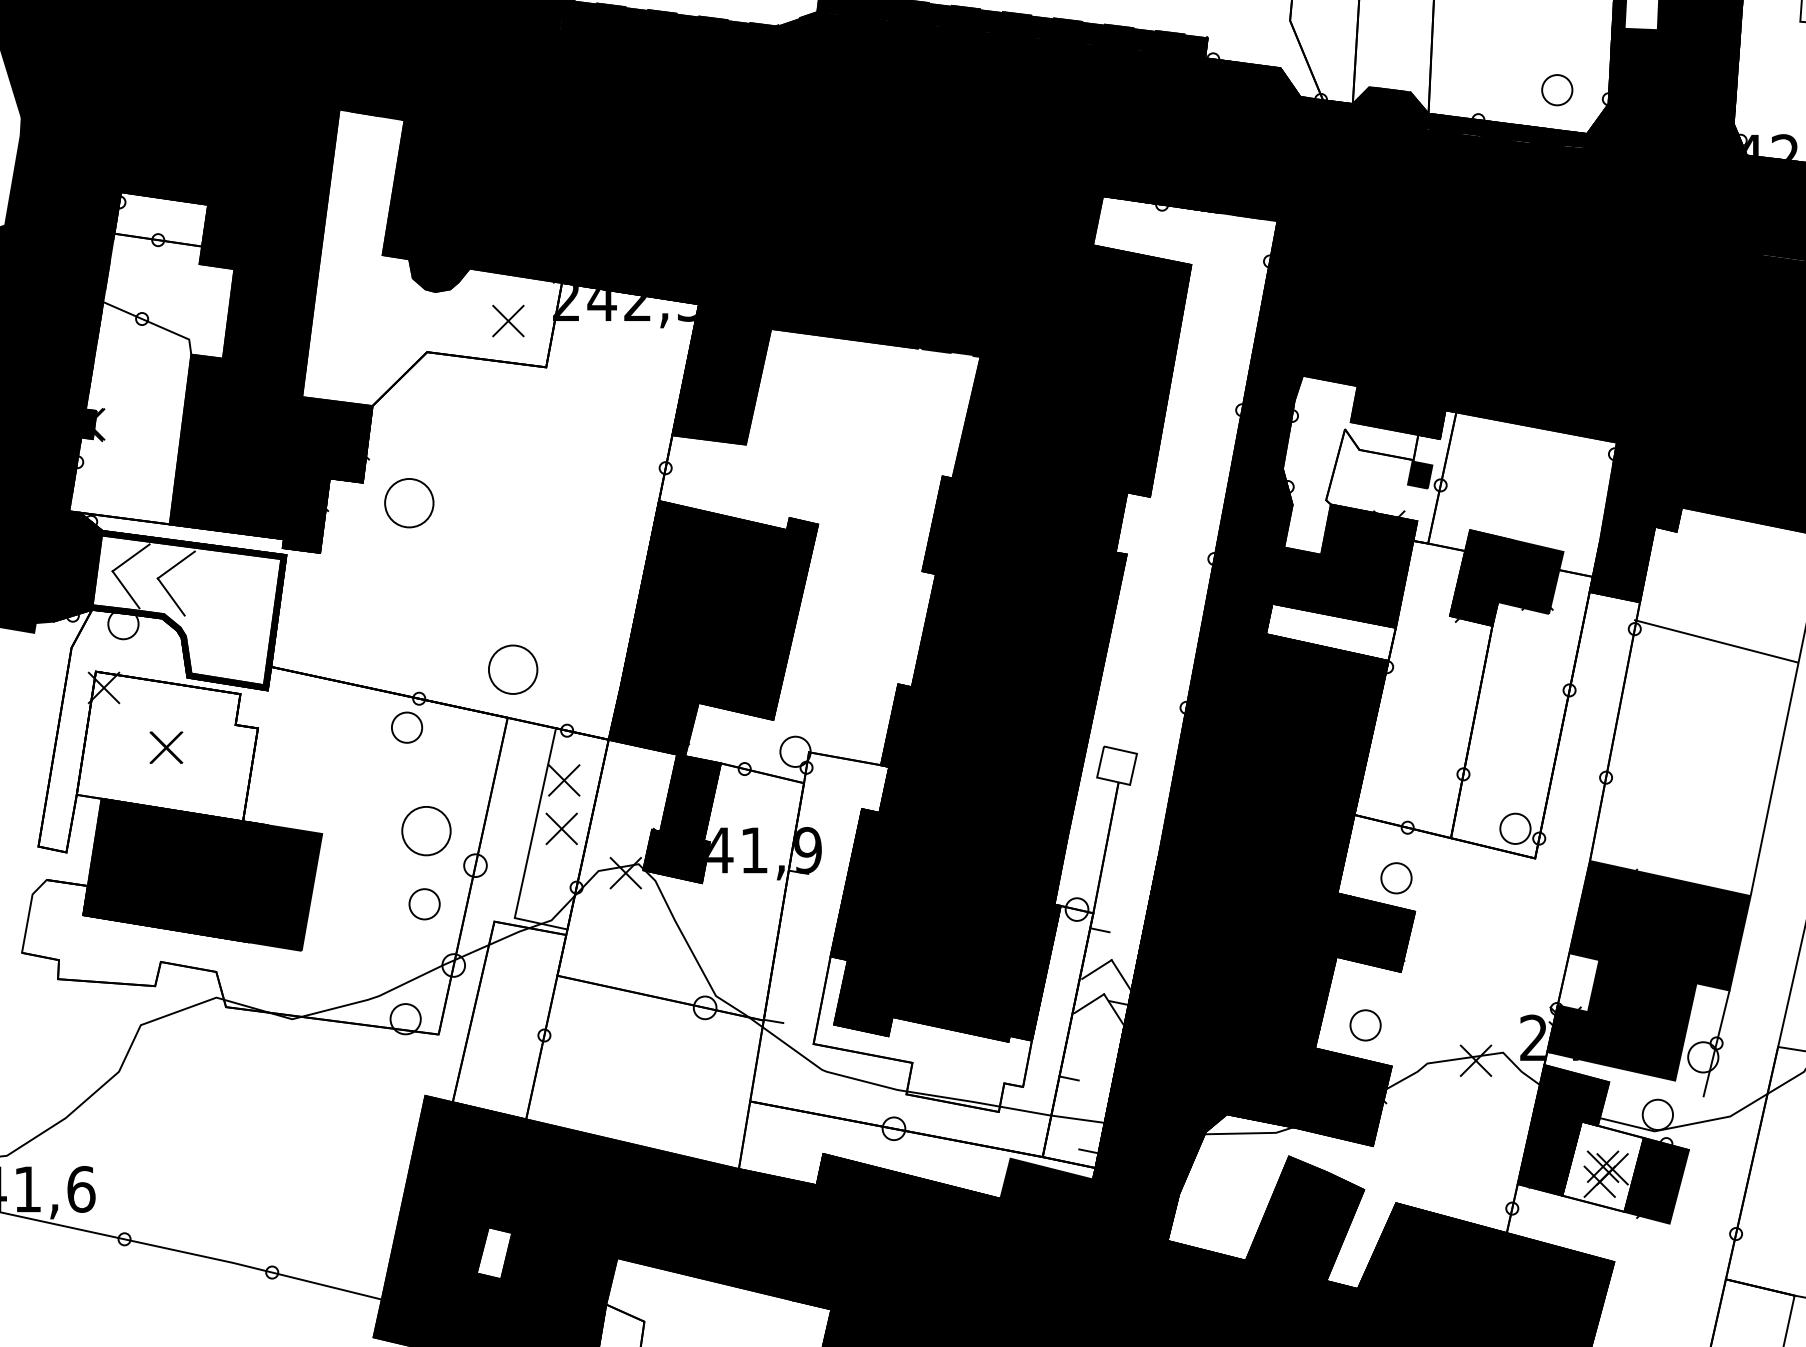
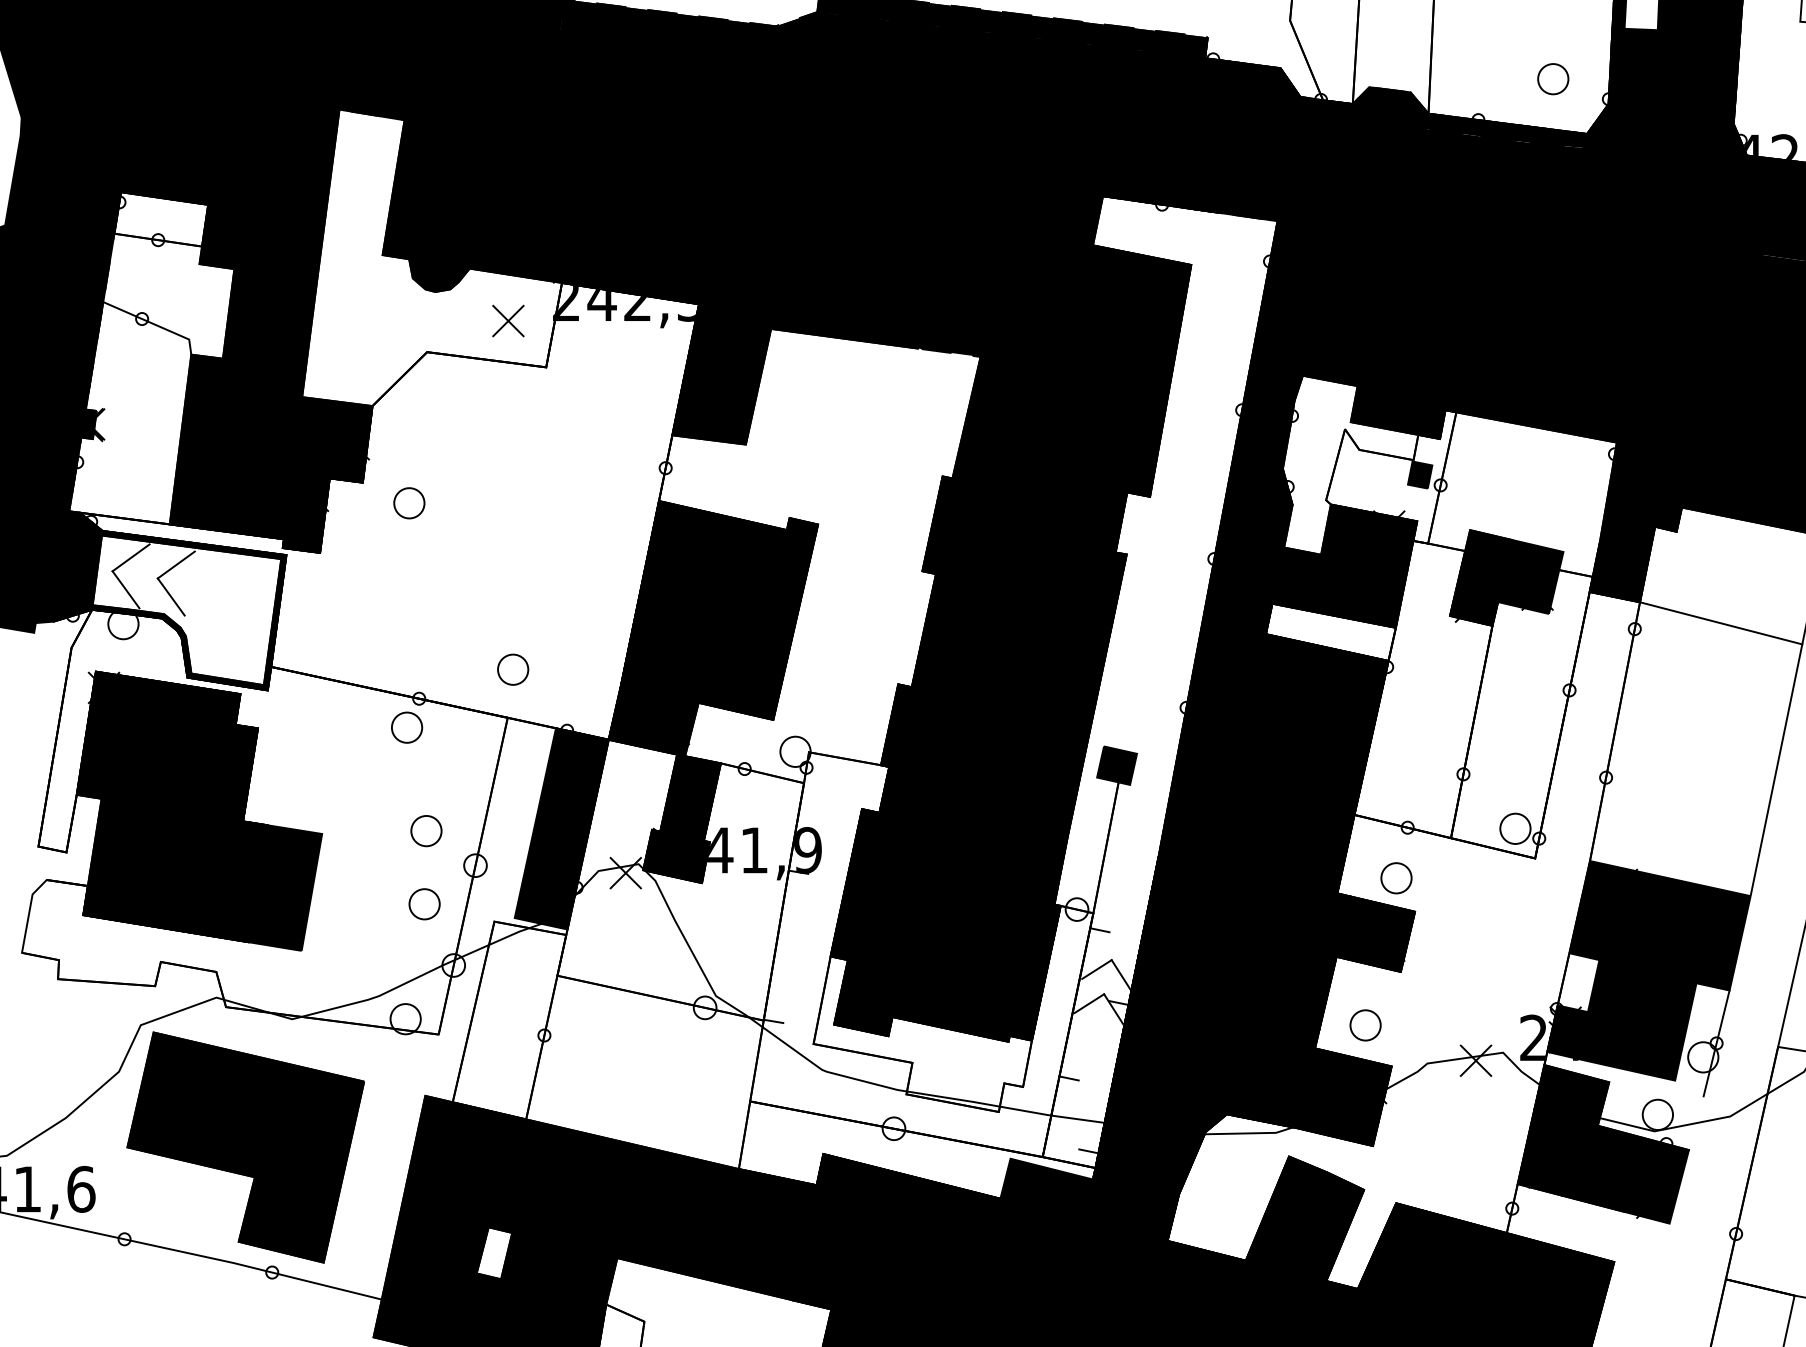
circle position: (1557, 90) -> (1553, 79) (1553, 79)
circle size: 51x51 px -> 33x33 px (409, 503)
line position: (1716, 641) -> (1721, 623) (1721, 623)
circle diameter: 48 px -> 30 px (513, 669)
fill: none -> present (166, 746)
fill: none -> present (1117, 765)
fill: none -> present (561, 828)
circle diameter: 48 px -> 30 px (426, 830)
part: none -> present (245, 1147)
fill: none -> present (1602, 1166)
